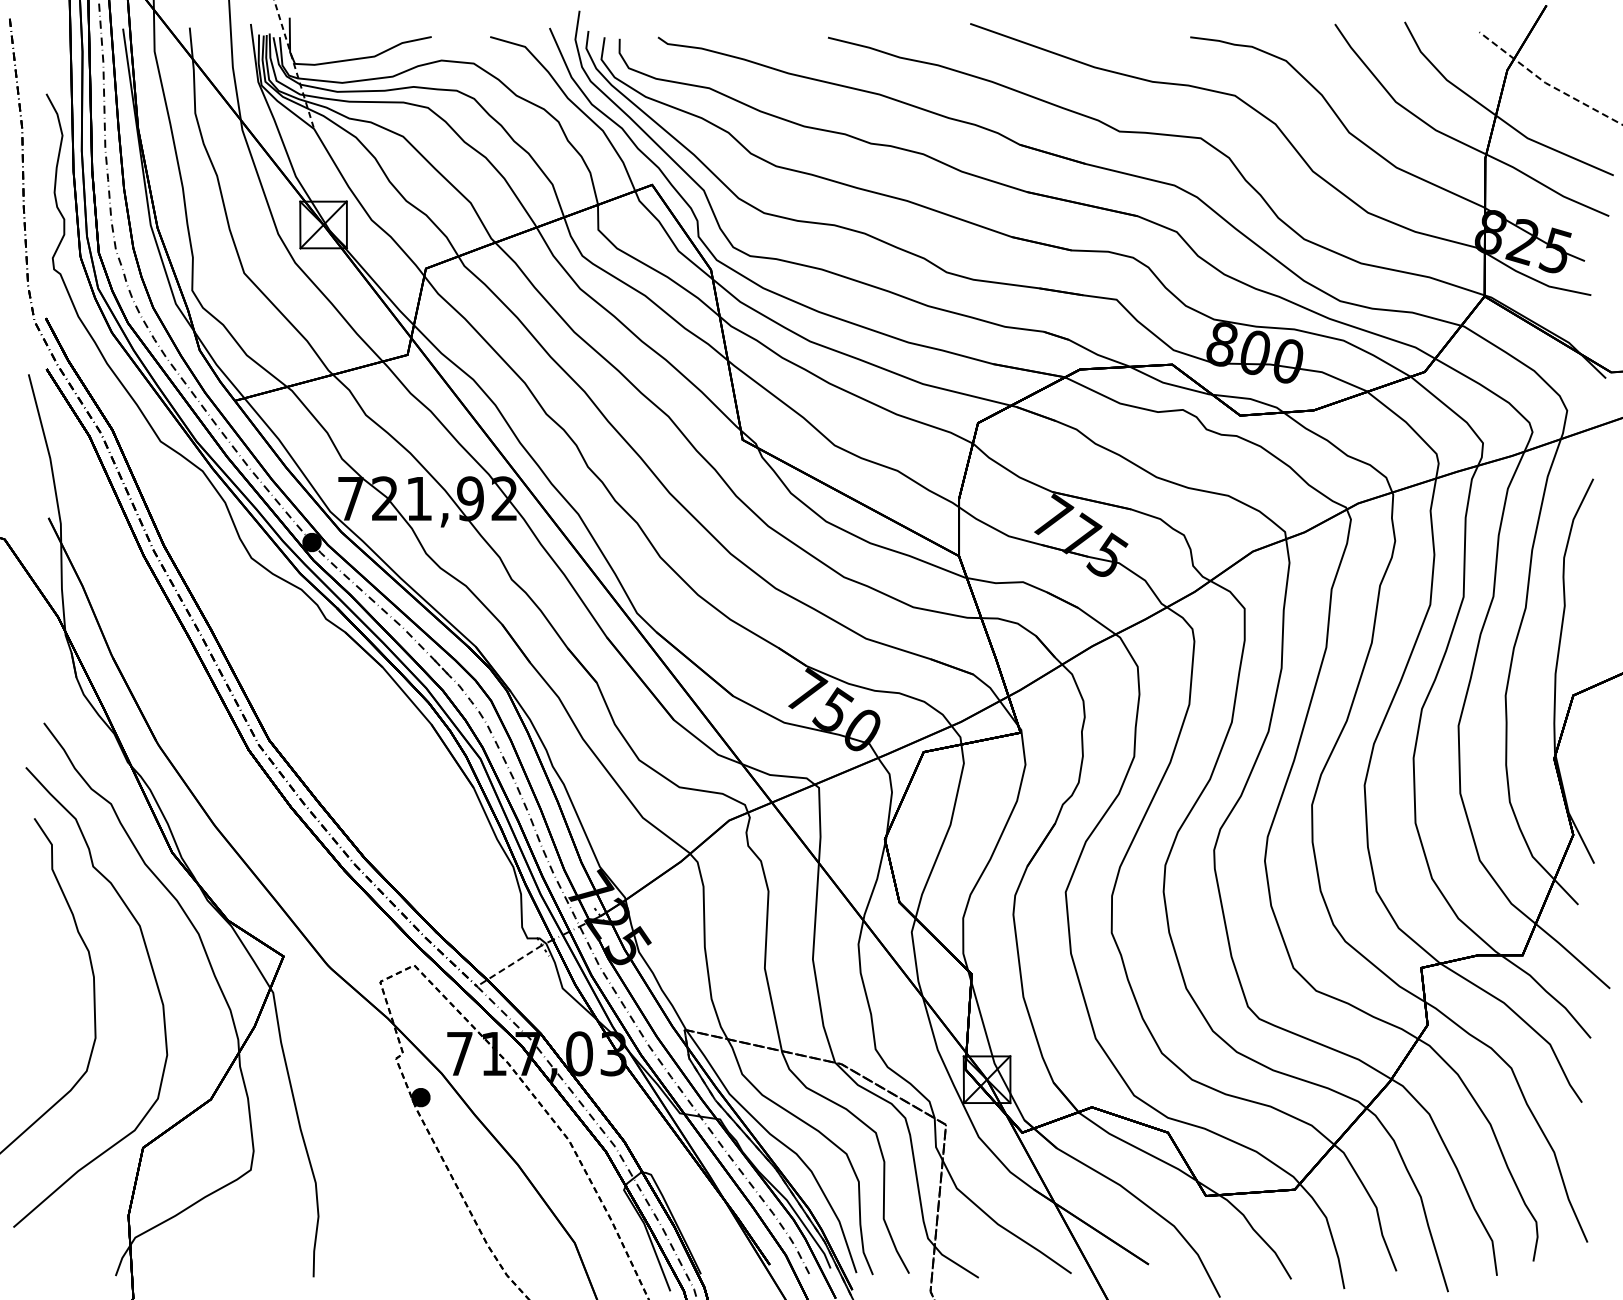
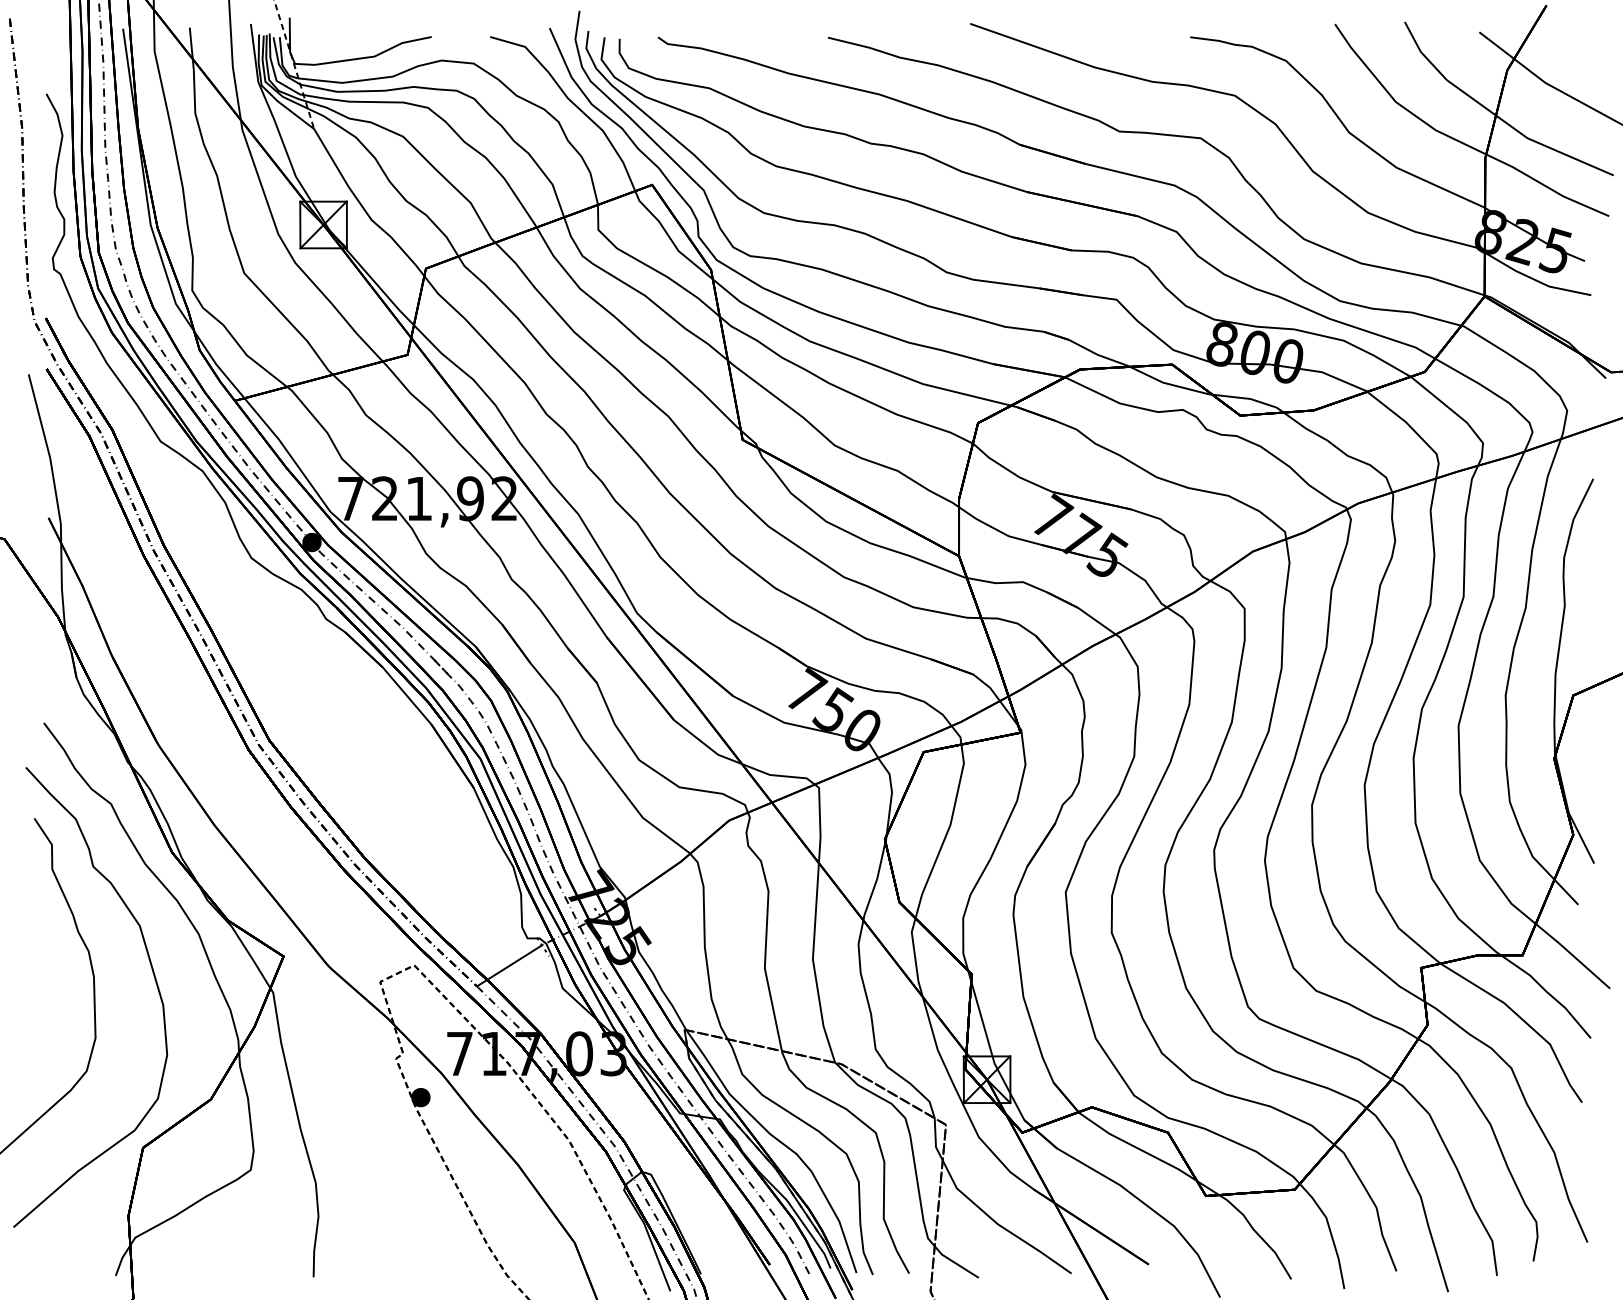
line: dashed -> solid (1546, 83)
line: dashed -> solid (509, 966)
